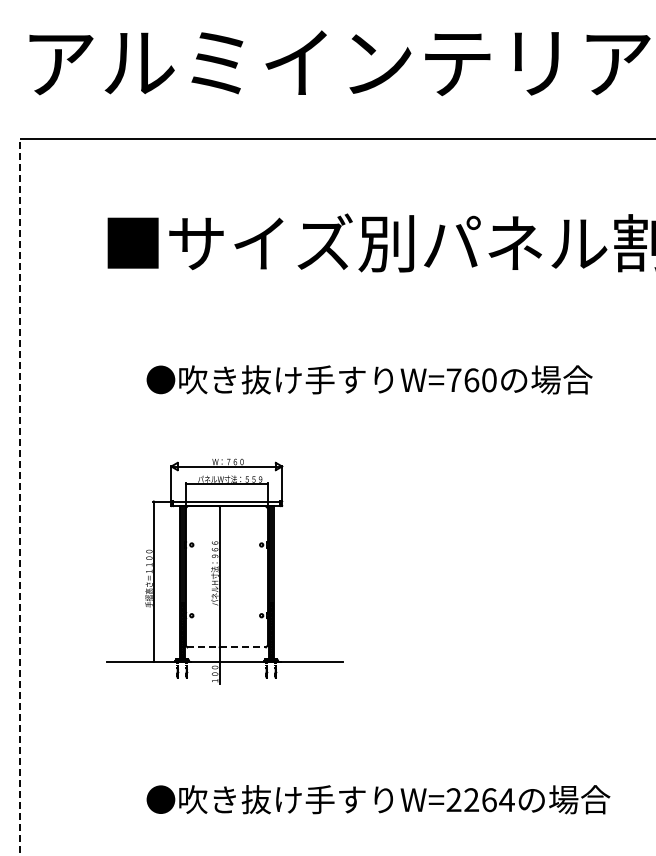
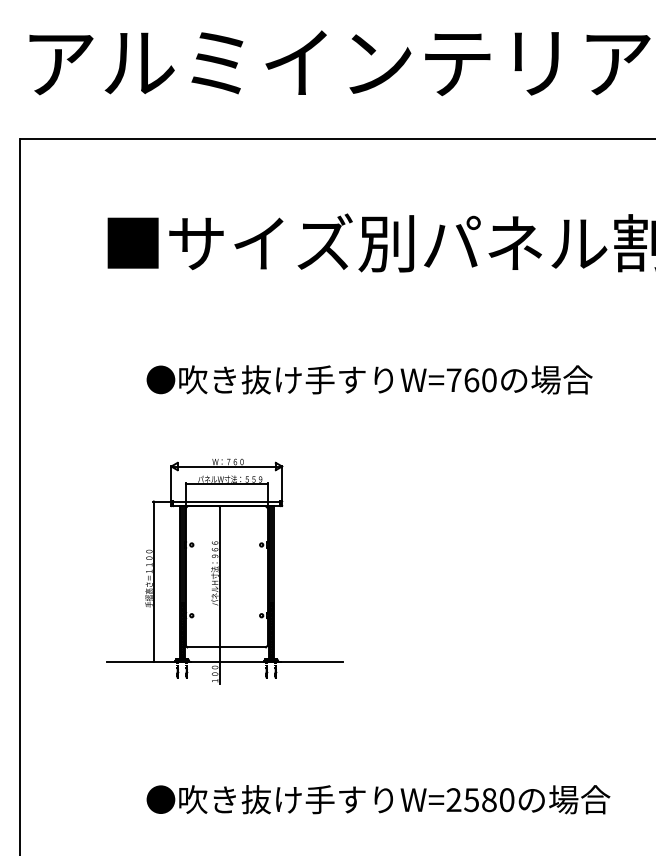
line: dashed -> solid (19, 497)
line: dashed -> solid (227, 647)
text: W=2264 -> W=2580 (489, 800)
